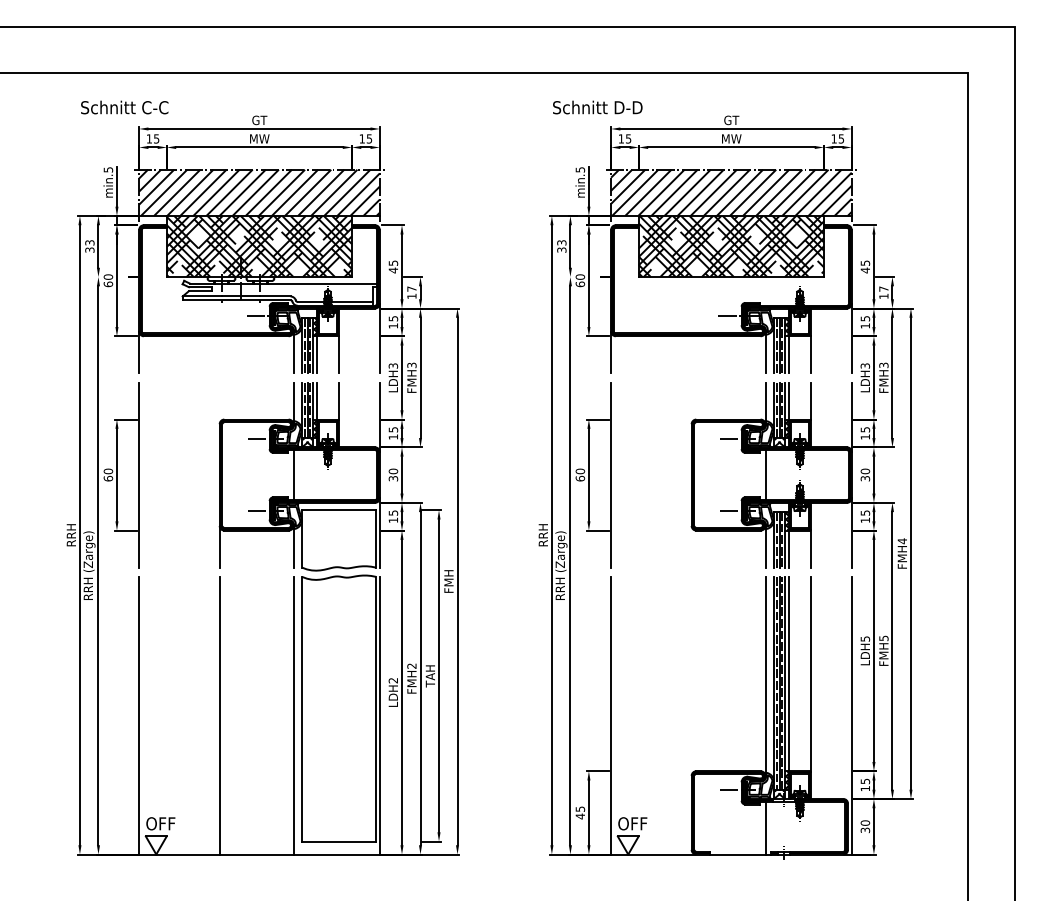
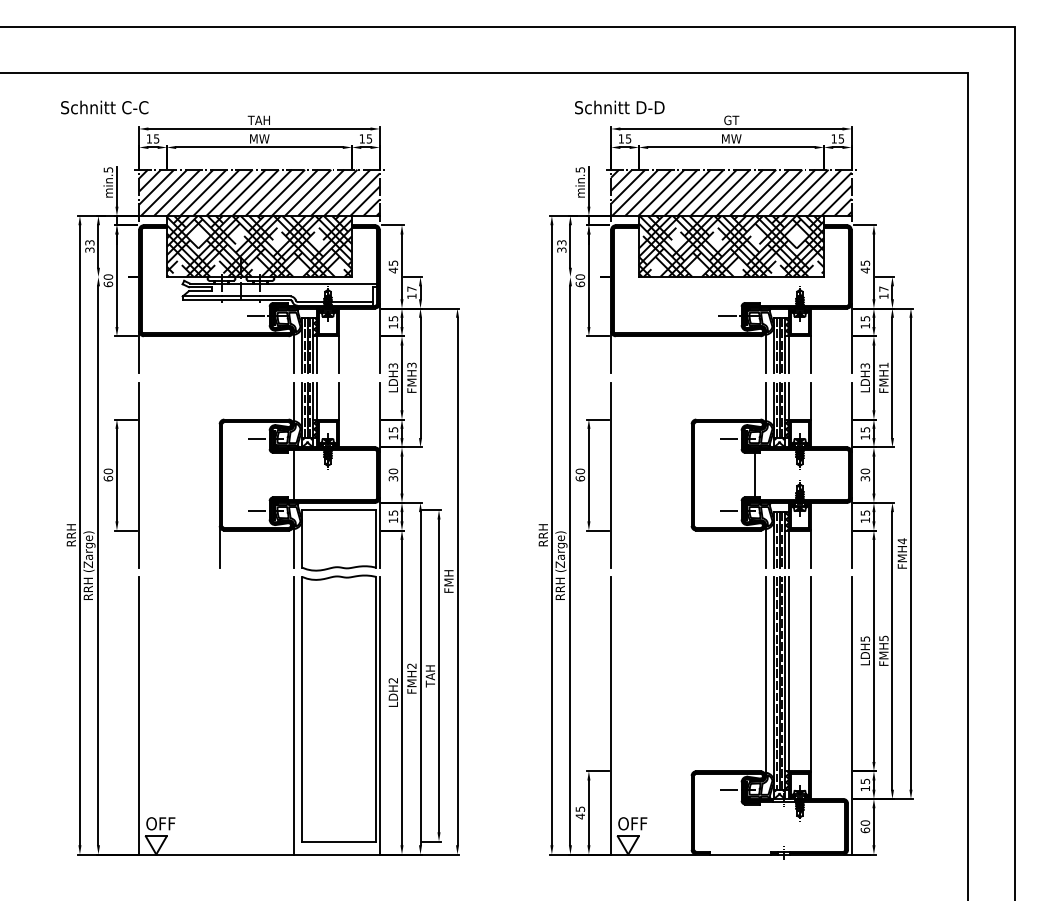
text position: (124, 107) -> (104, 107) (104, 107)
text position: (597, 107) -> (619, 107) (619, 107)
text: GT -> TAH (258, 120)
text: FMH3 -> FMH1 (883, 365)
line position: (765, 475) -> (754, 475) (754, 475)
line: present -> none (219, 715)
line: present -> none (765, 827)
text: 30 -> 60 (865, 830)
